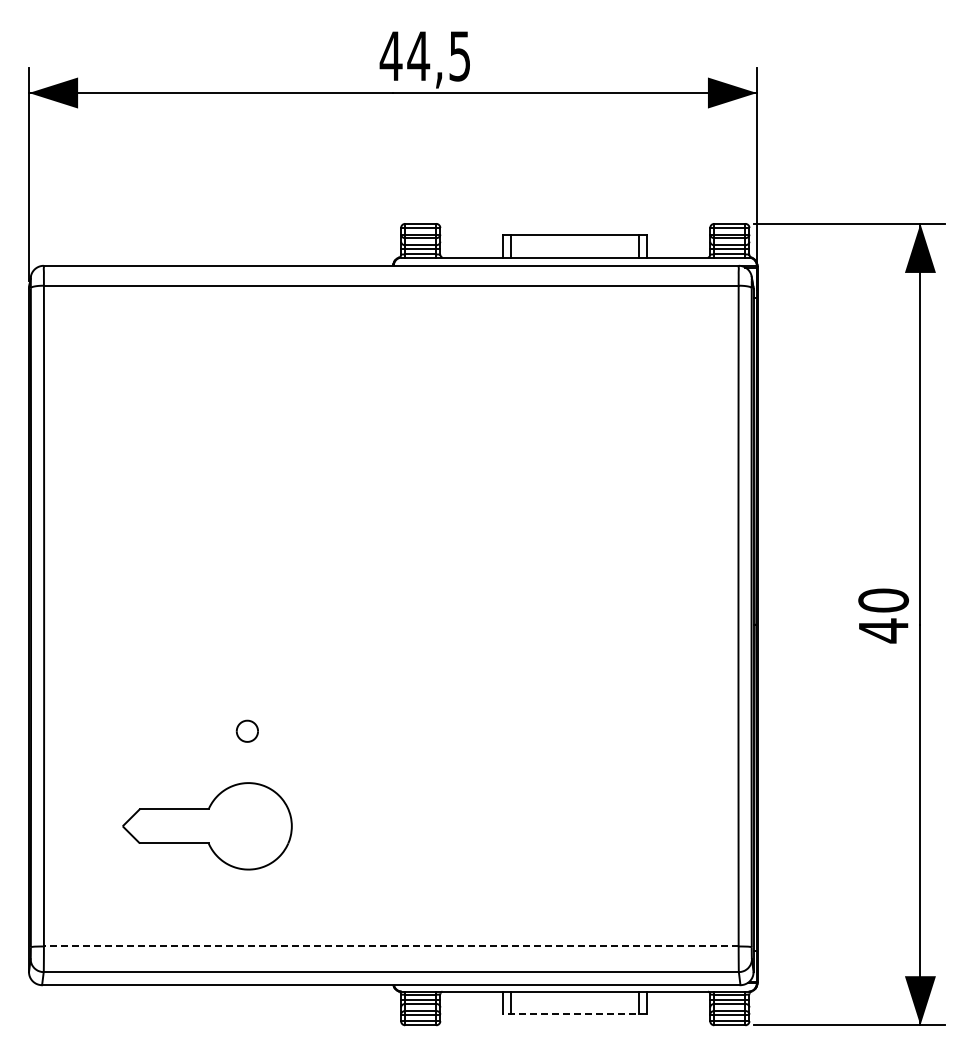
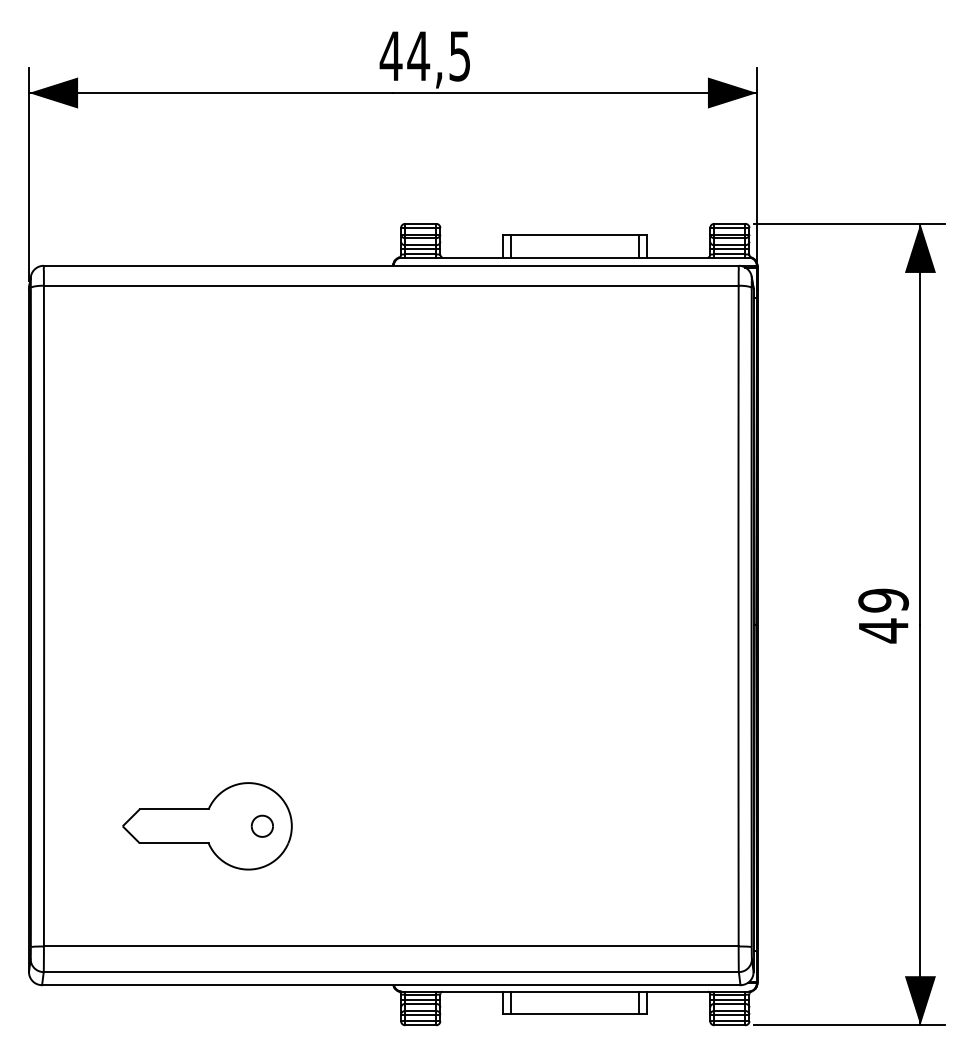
text: 40 -> 49 (883, 600)
part position: (246, 730) -> (261, 825) (261, 825)
line: dashed -> solid (390, 946)
line: dashed -> solid (574, 1013)
